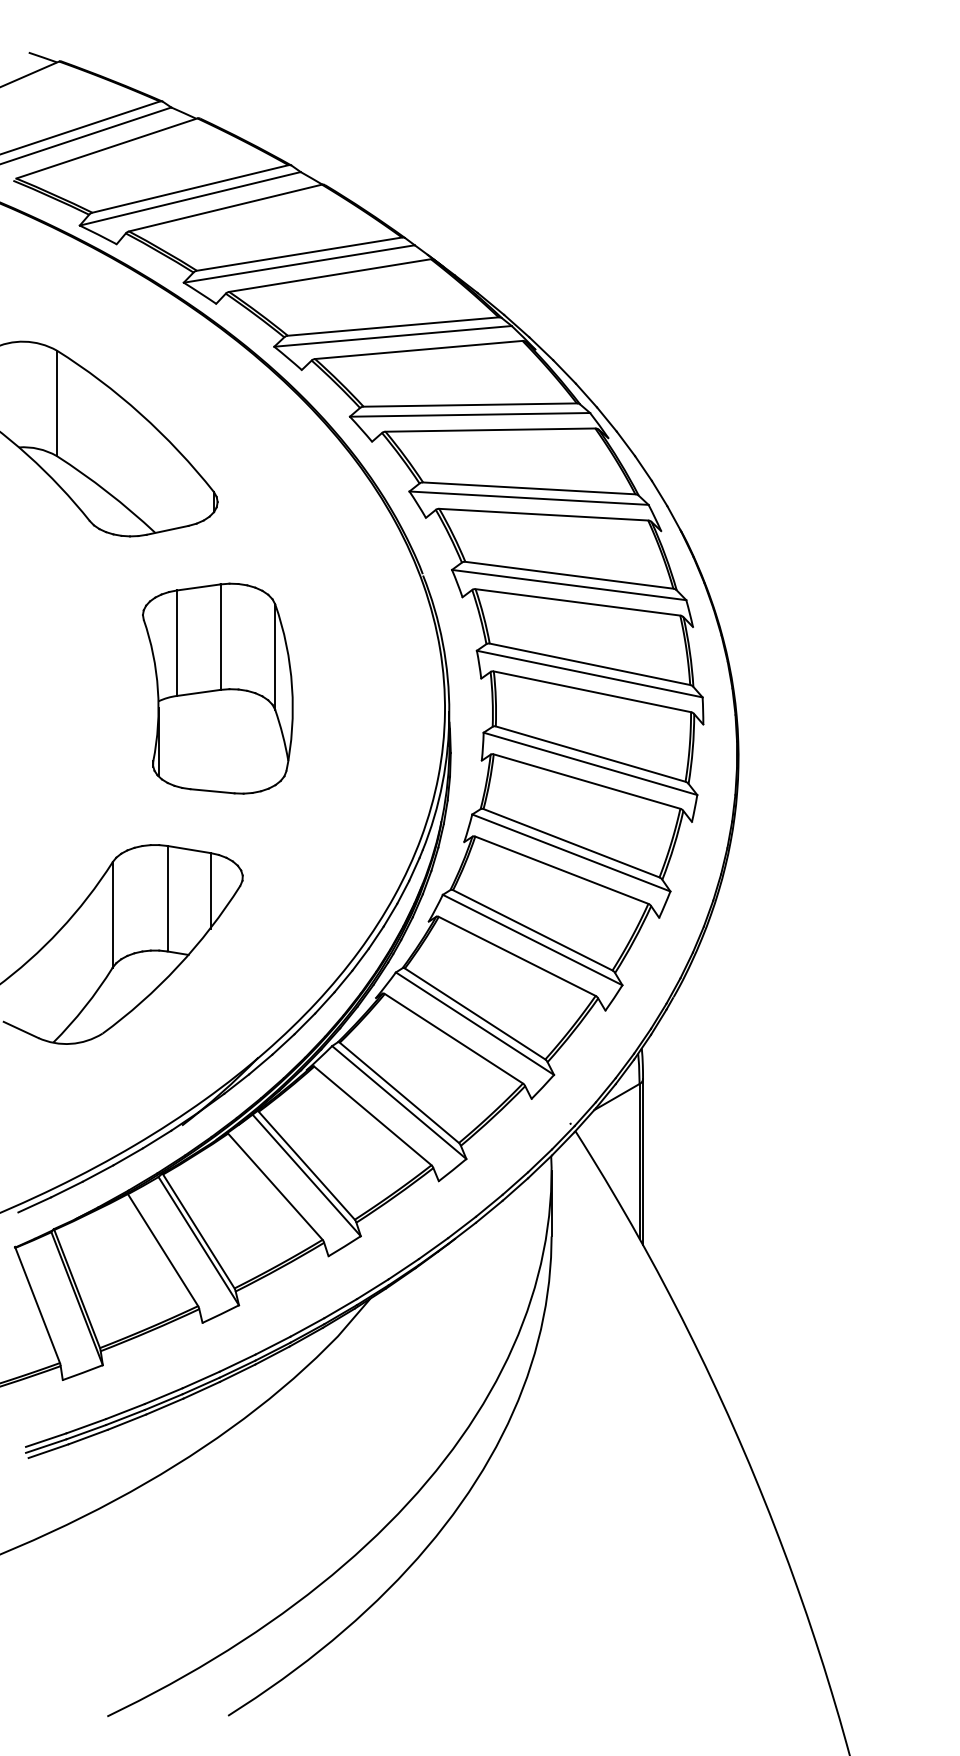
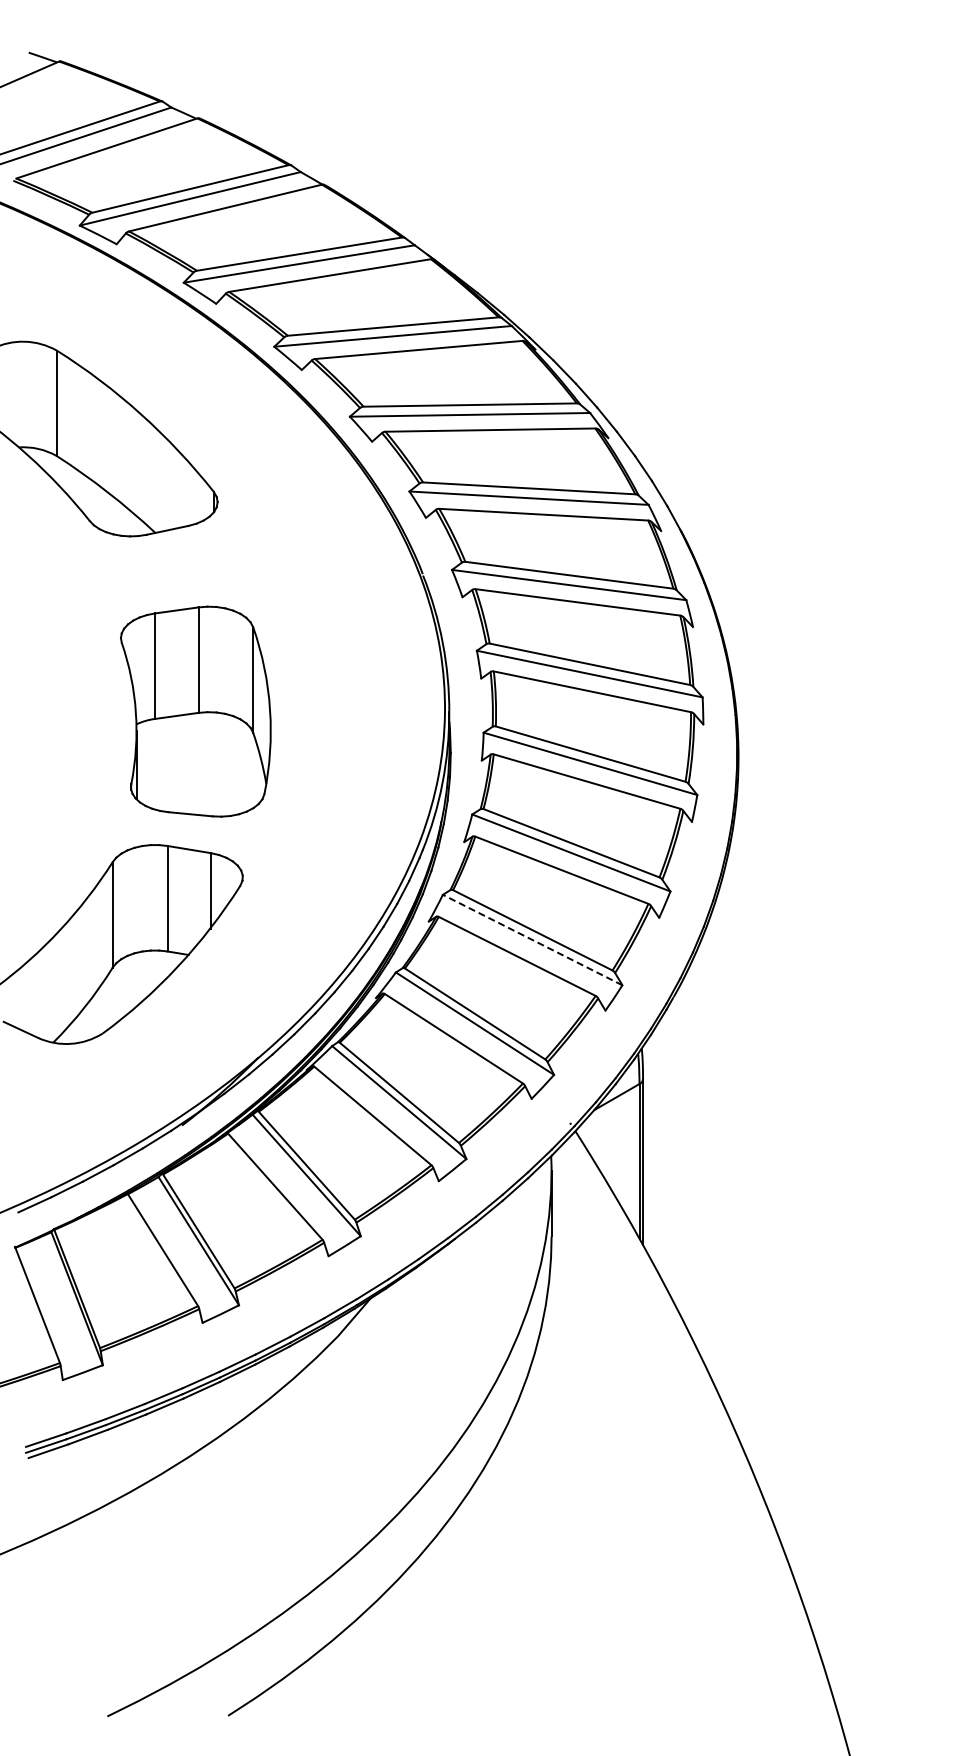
part position: (217, 688) -> (195, 711) (195, 711)
line: solid -> dashed (532, 940)
